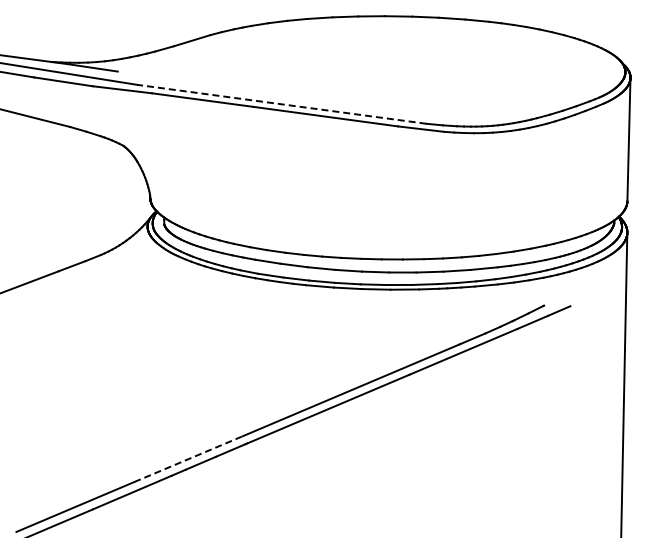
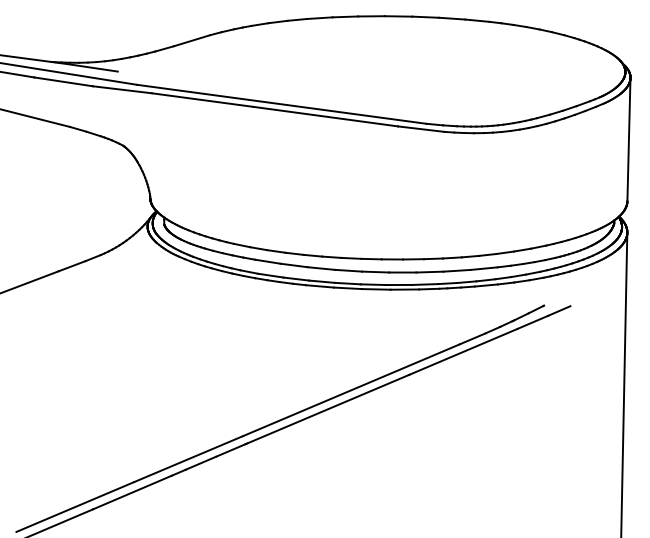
line: dashed -> solid (281, 104)
line: dashed -> solid (189, 458)
